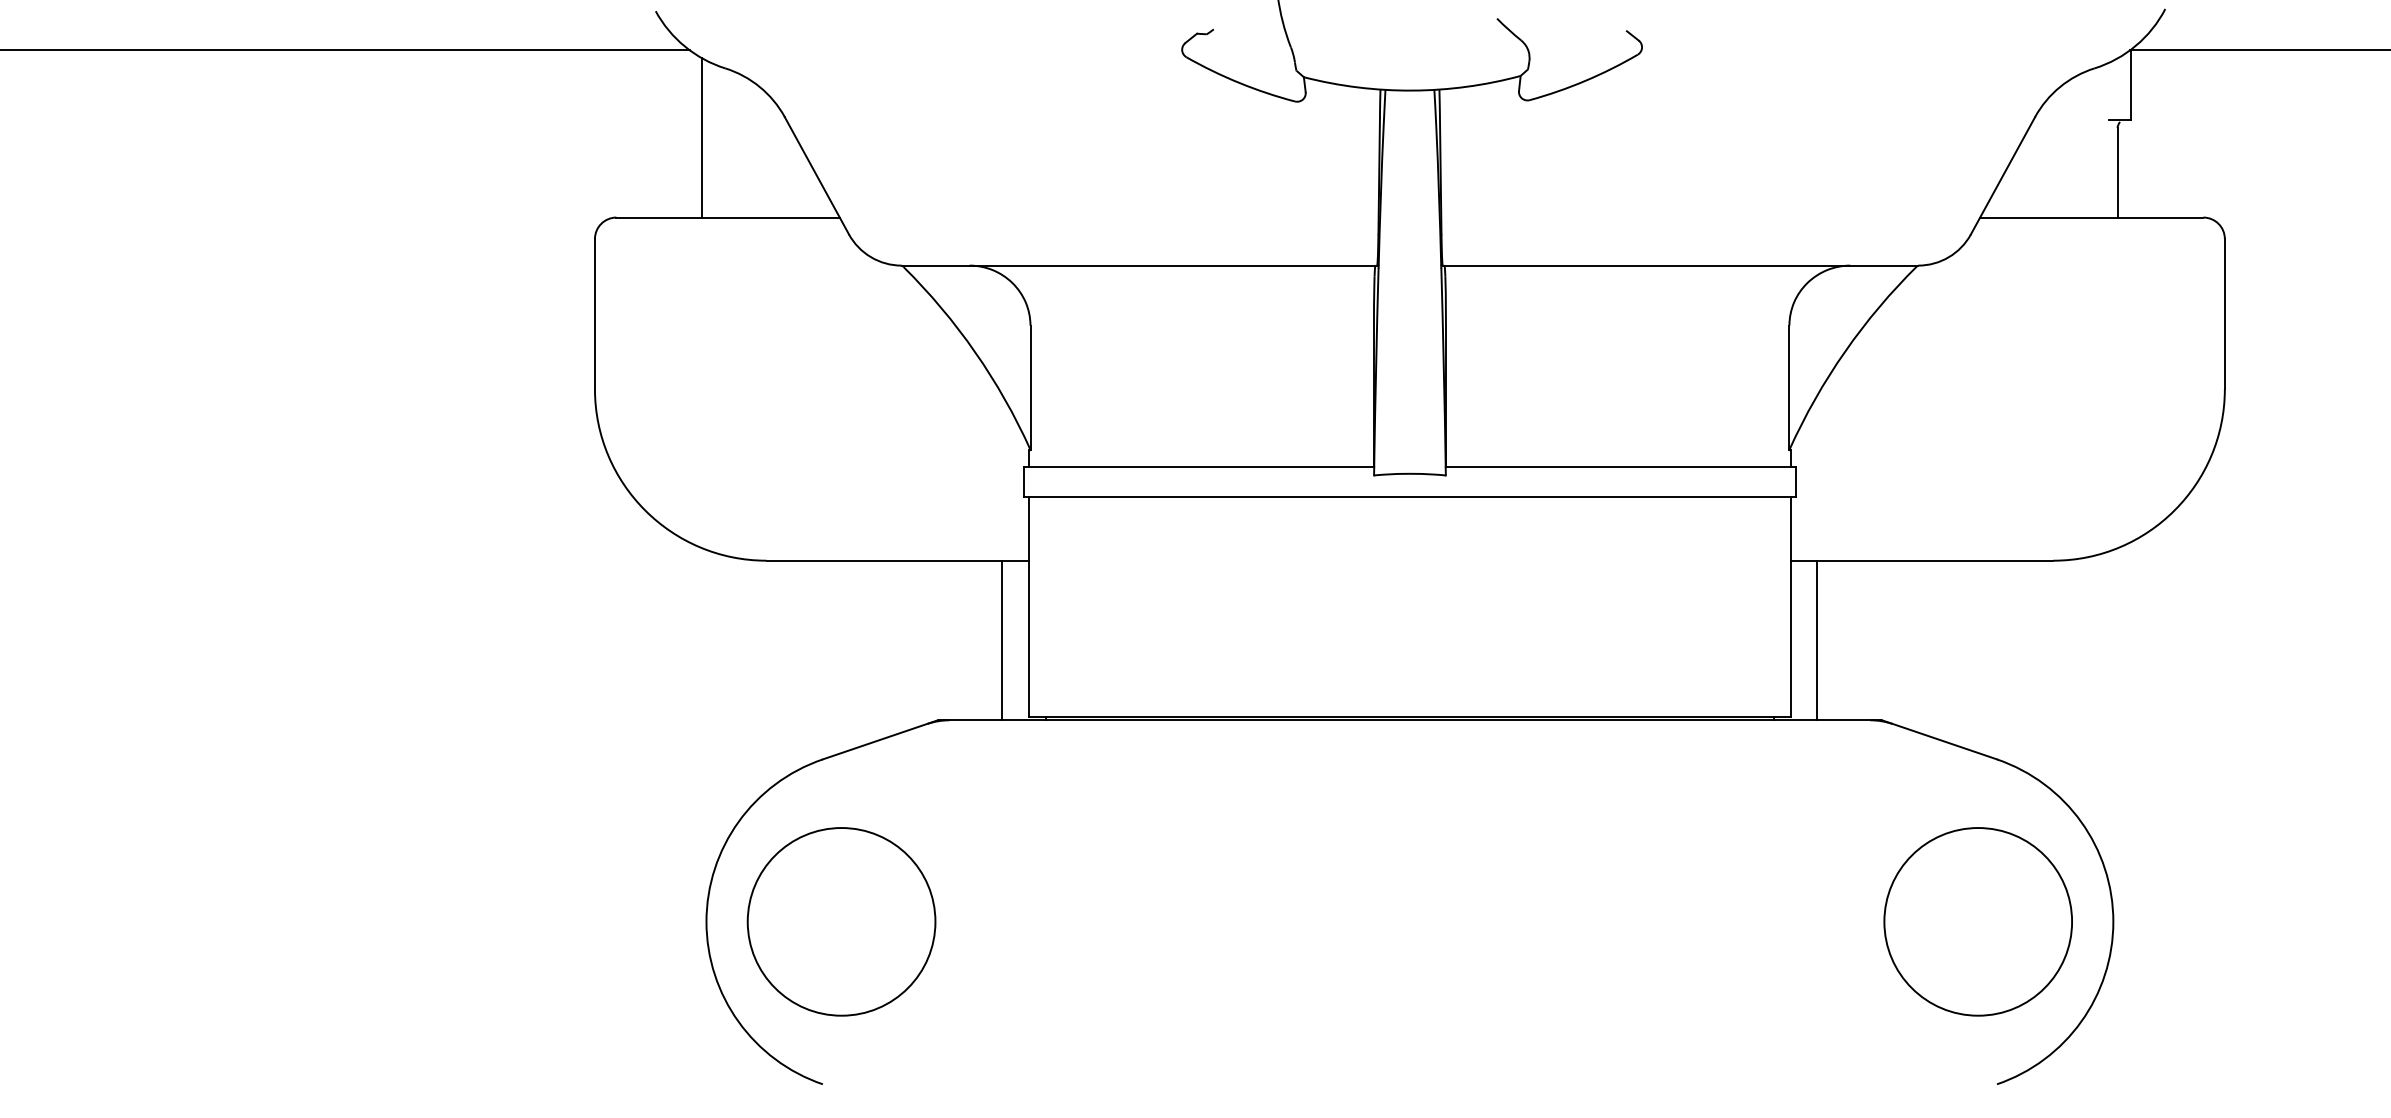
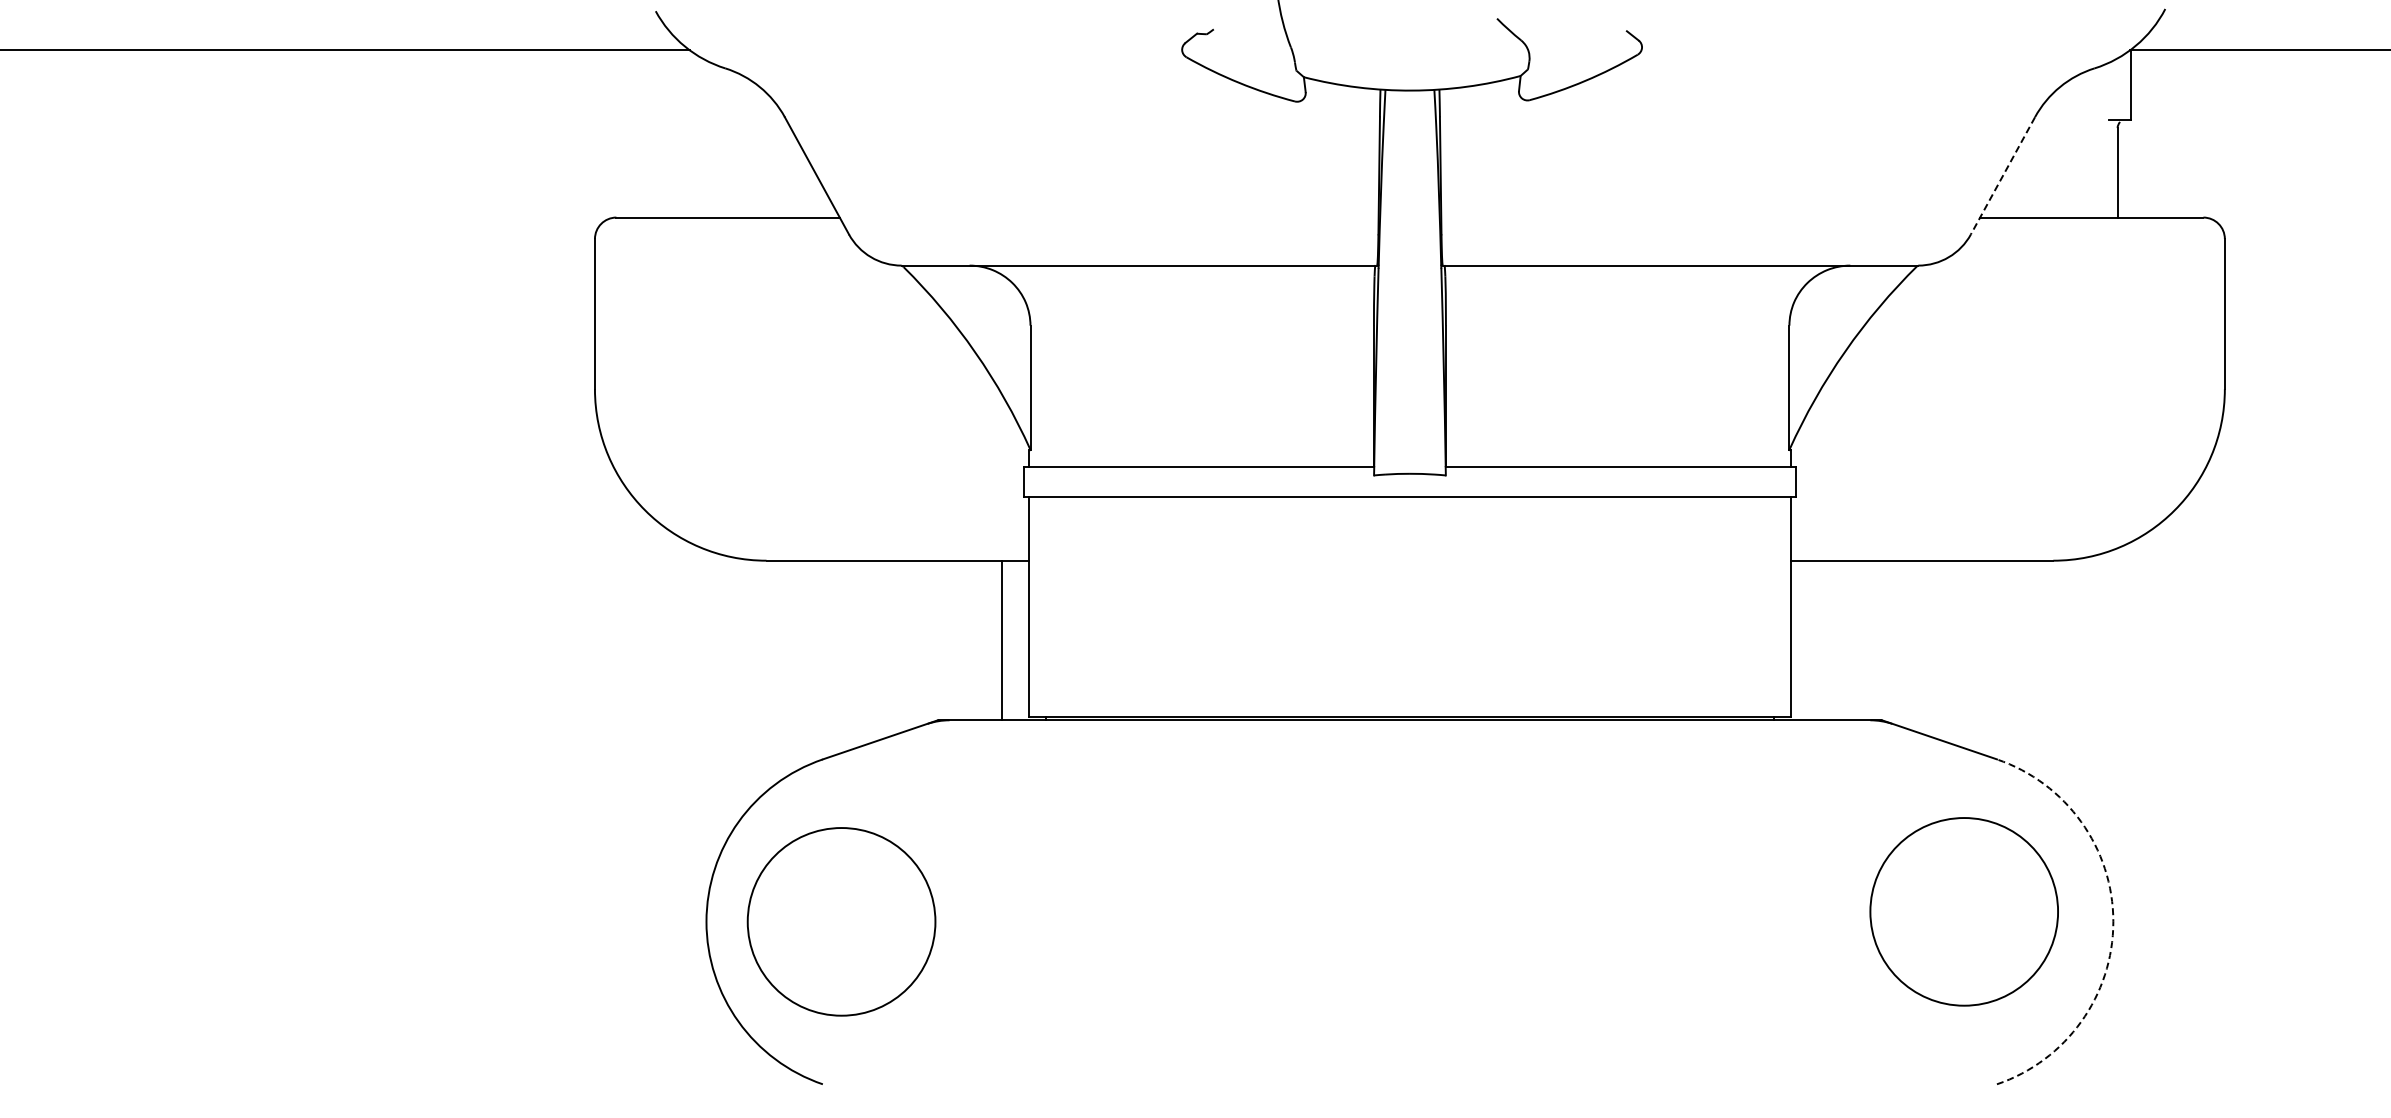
line: present -> none (702, 137)
line: solid -> dashed (2002, 175)
line: present -> none (1817, 640)
circle position: (1977, 921) -> (1963, 911) (1963, 911)
arc: solid -> dashed (2113, 921)
